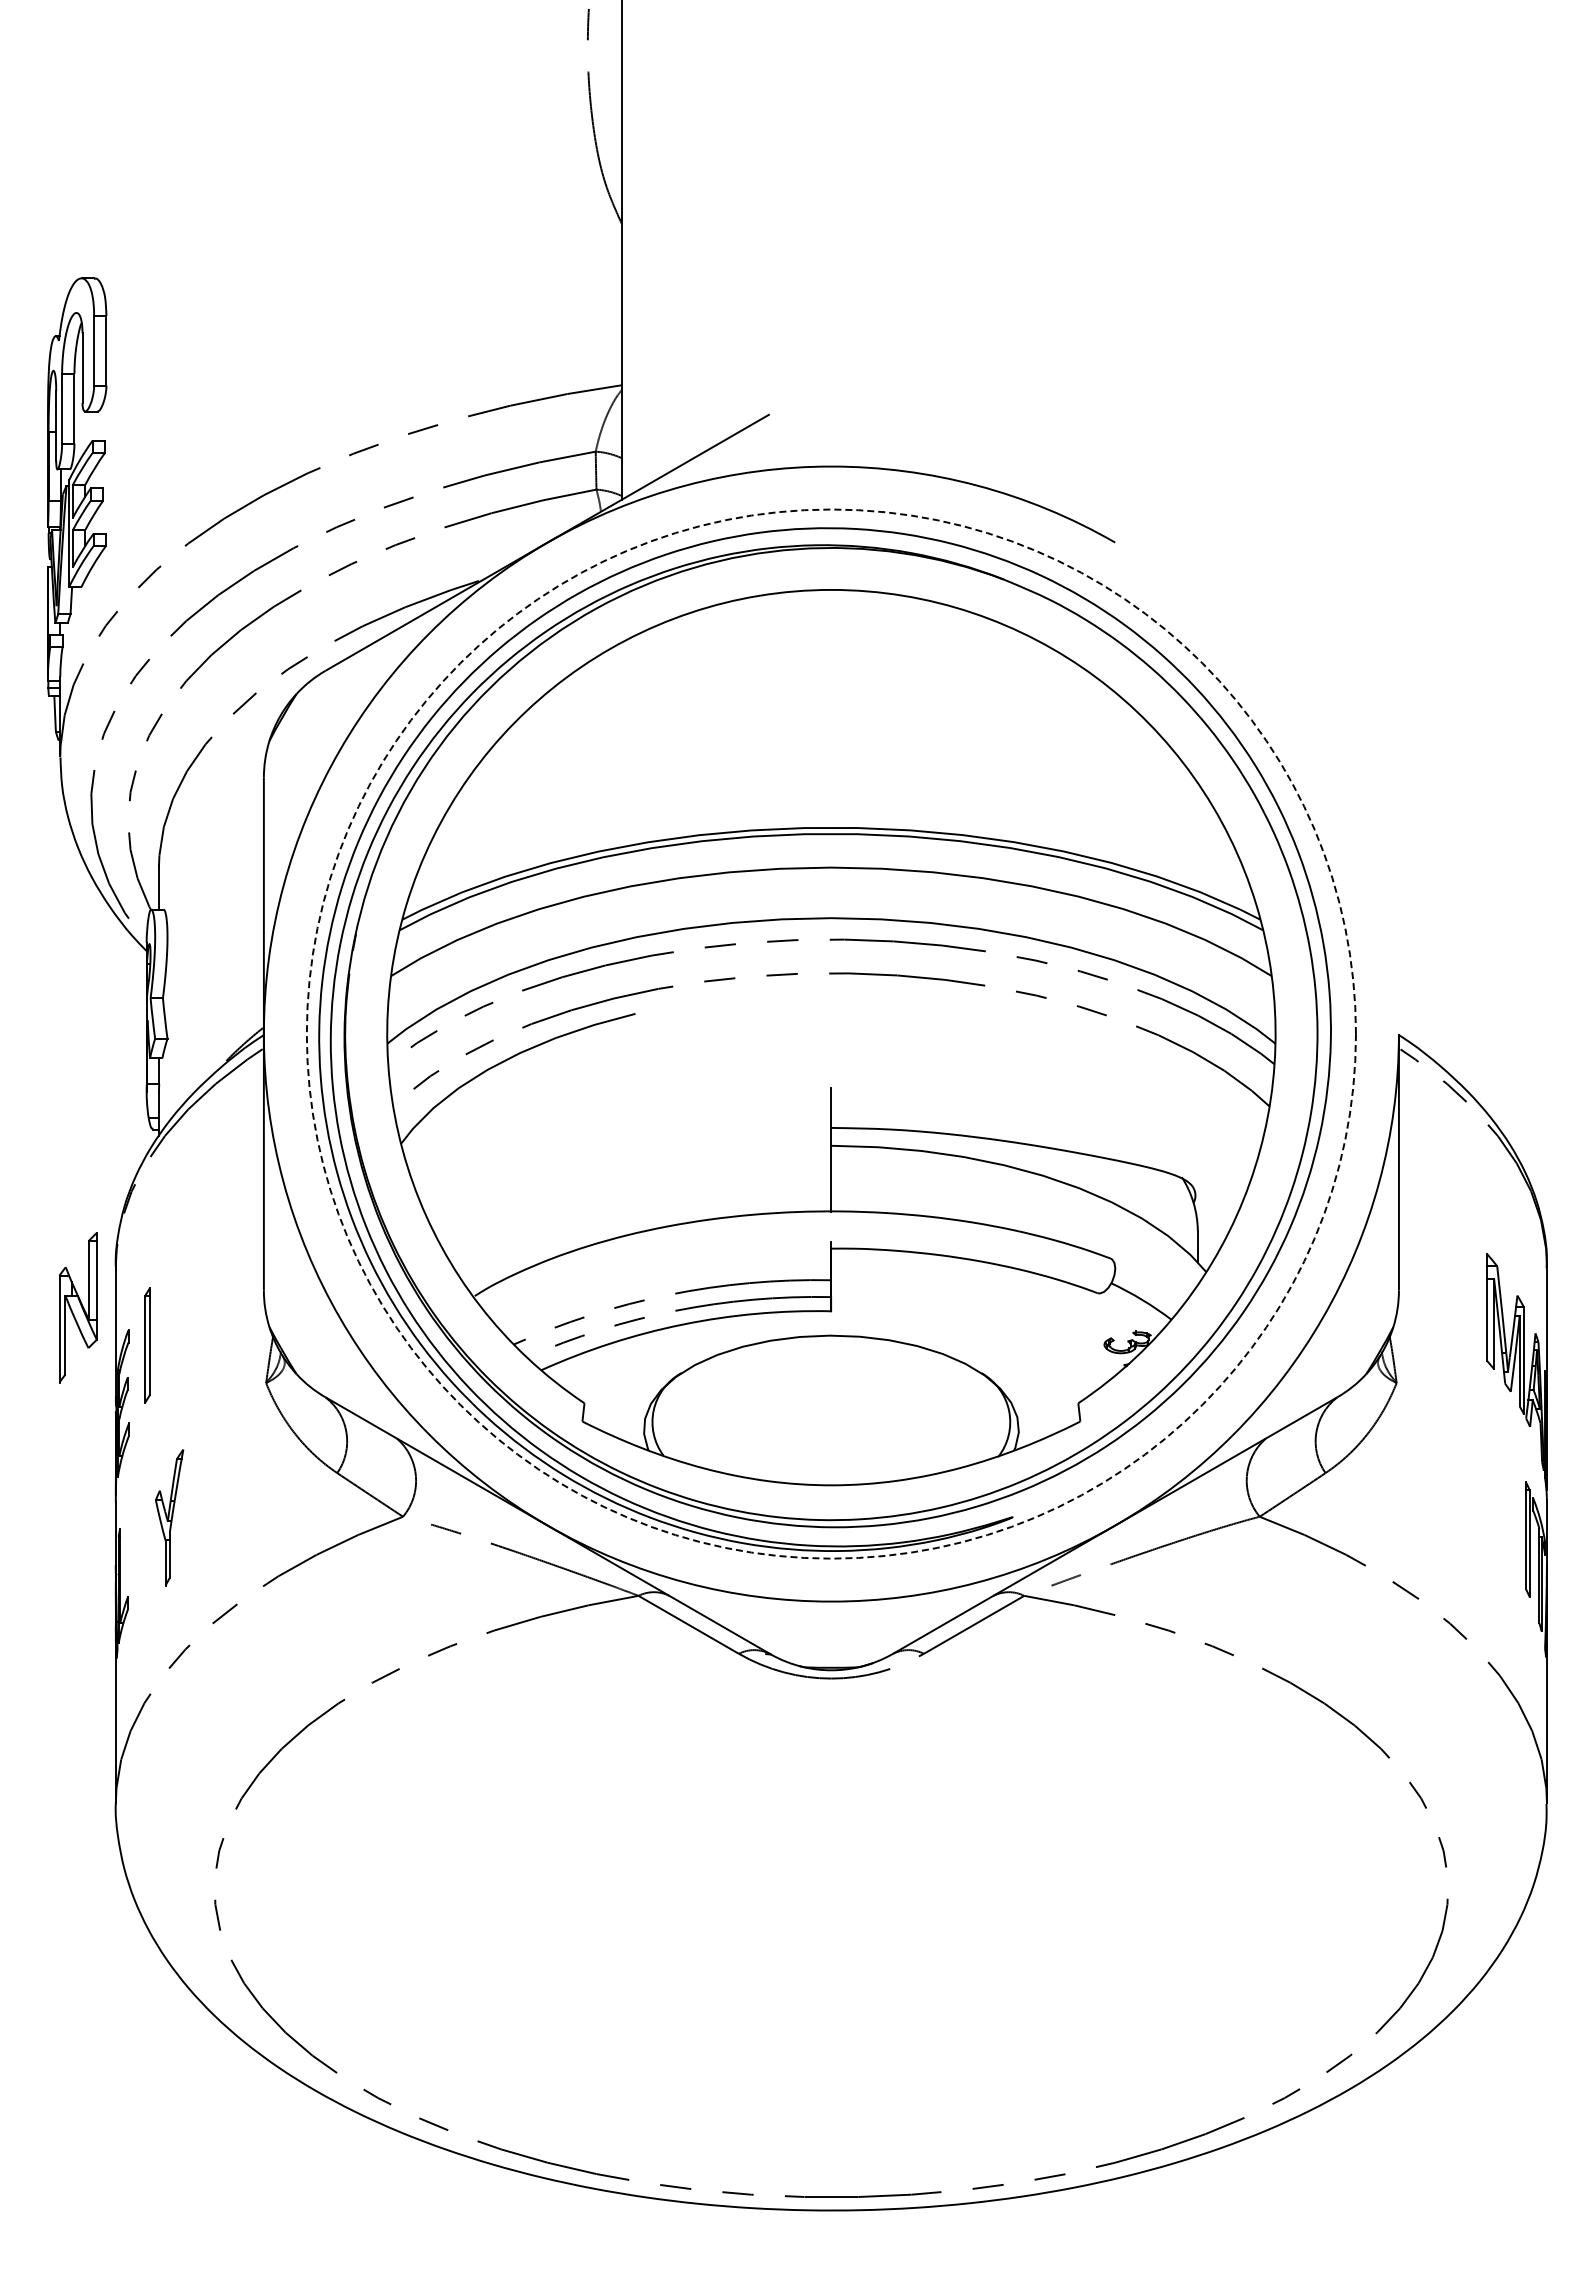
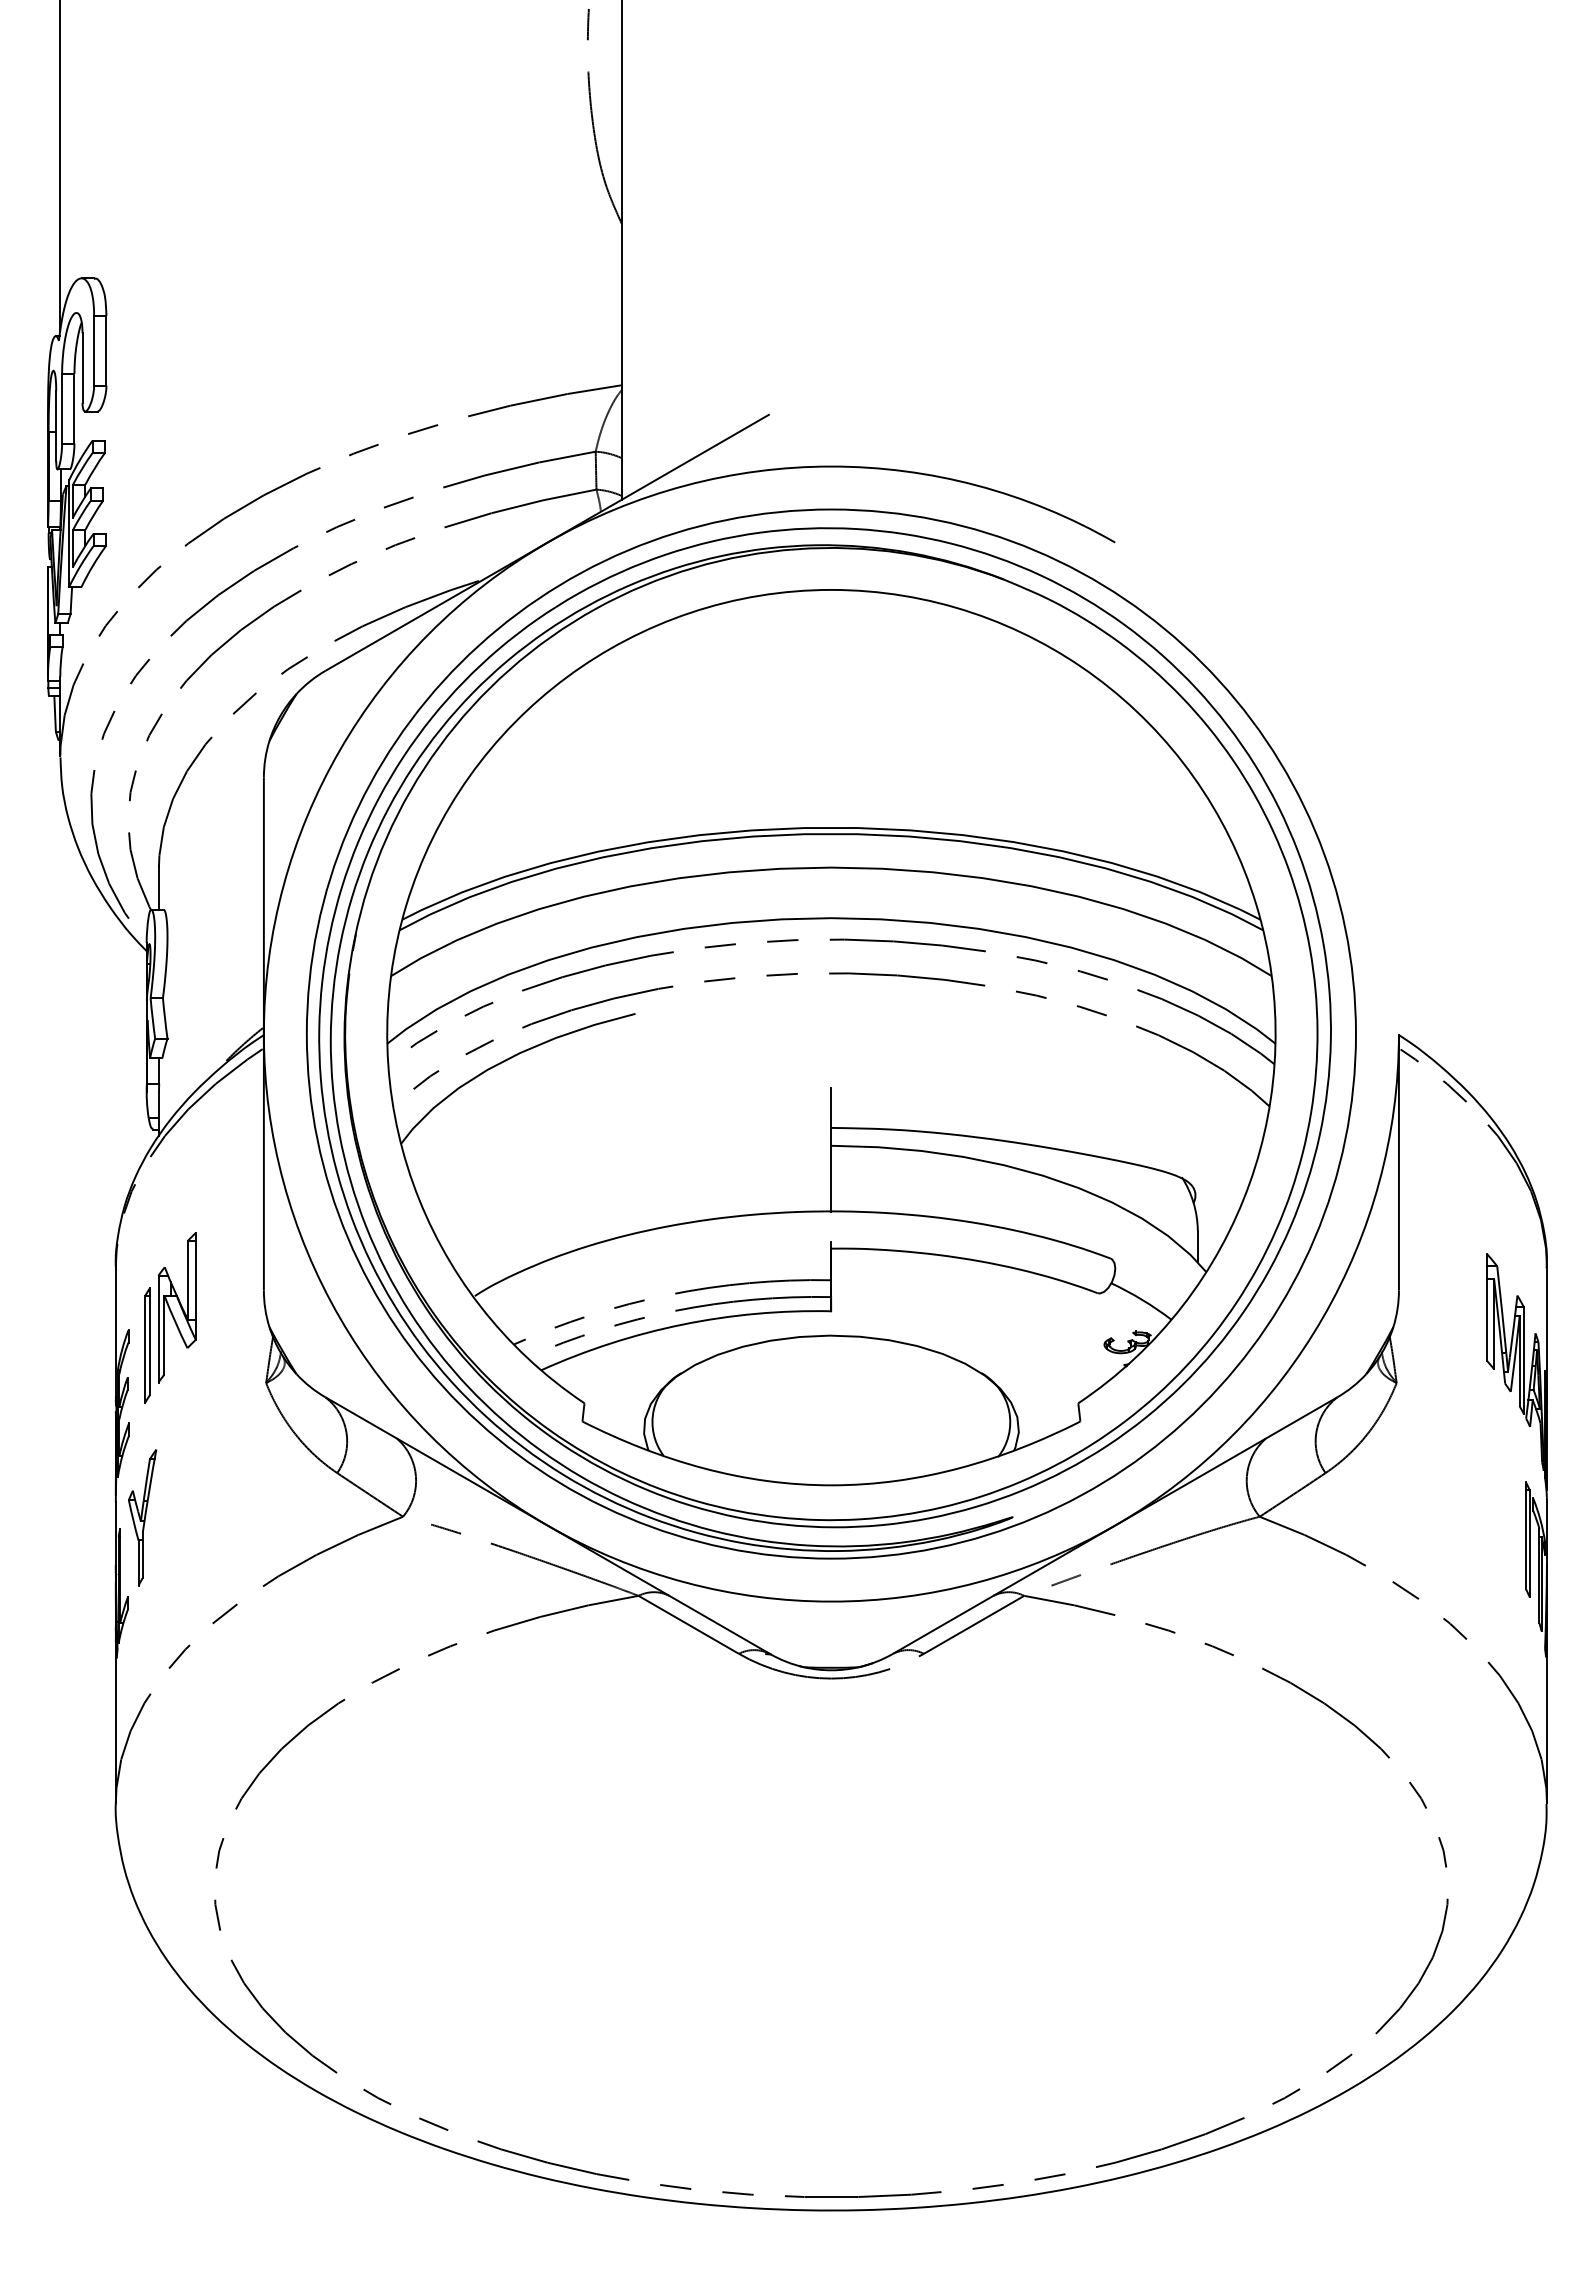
line: none -> present (60, 166)
circle: dashed -> solid (830, 1033)
part position: (78, 1307) -> (177, 1307) (177, 1307)
part position: (169, 1517) -> (142, 1517) (142, 1517)
